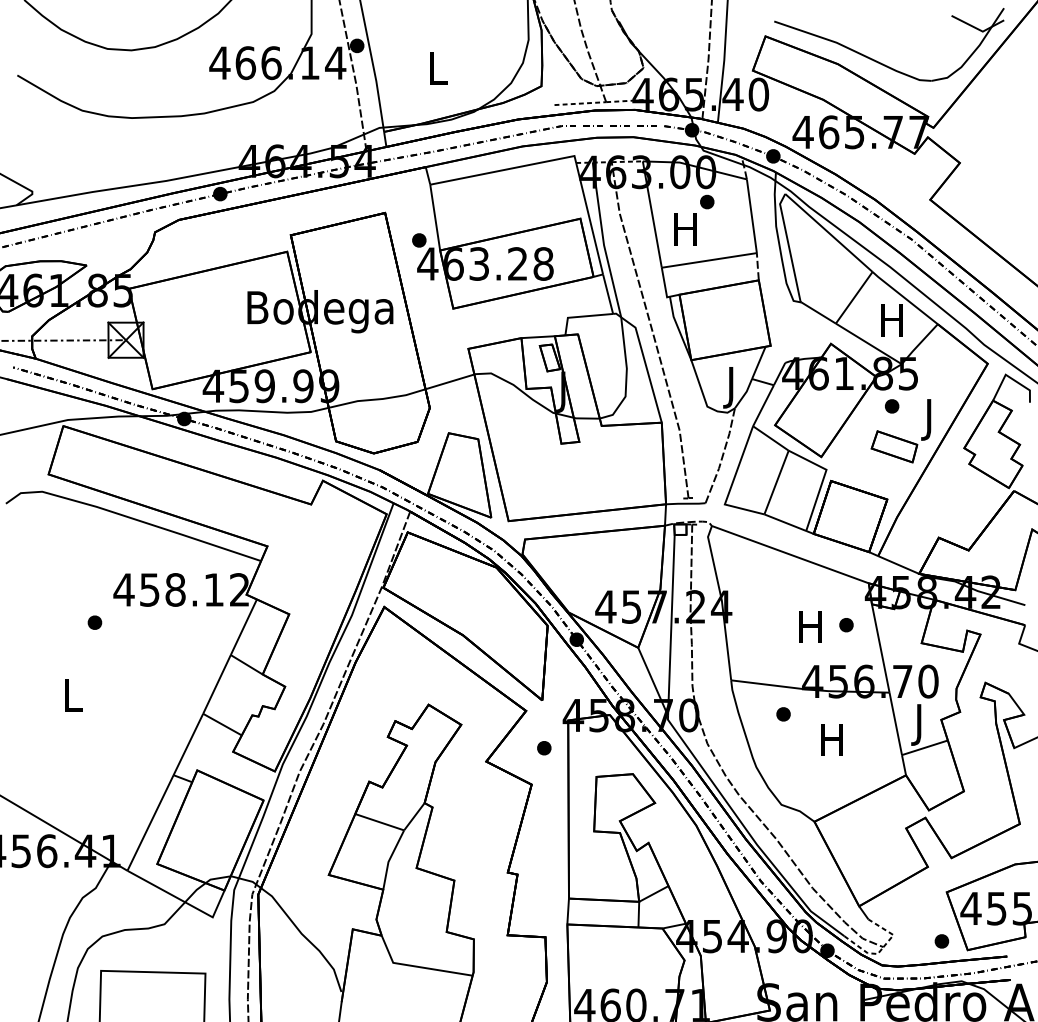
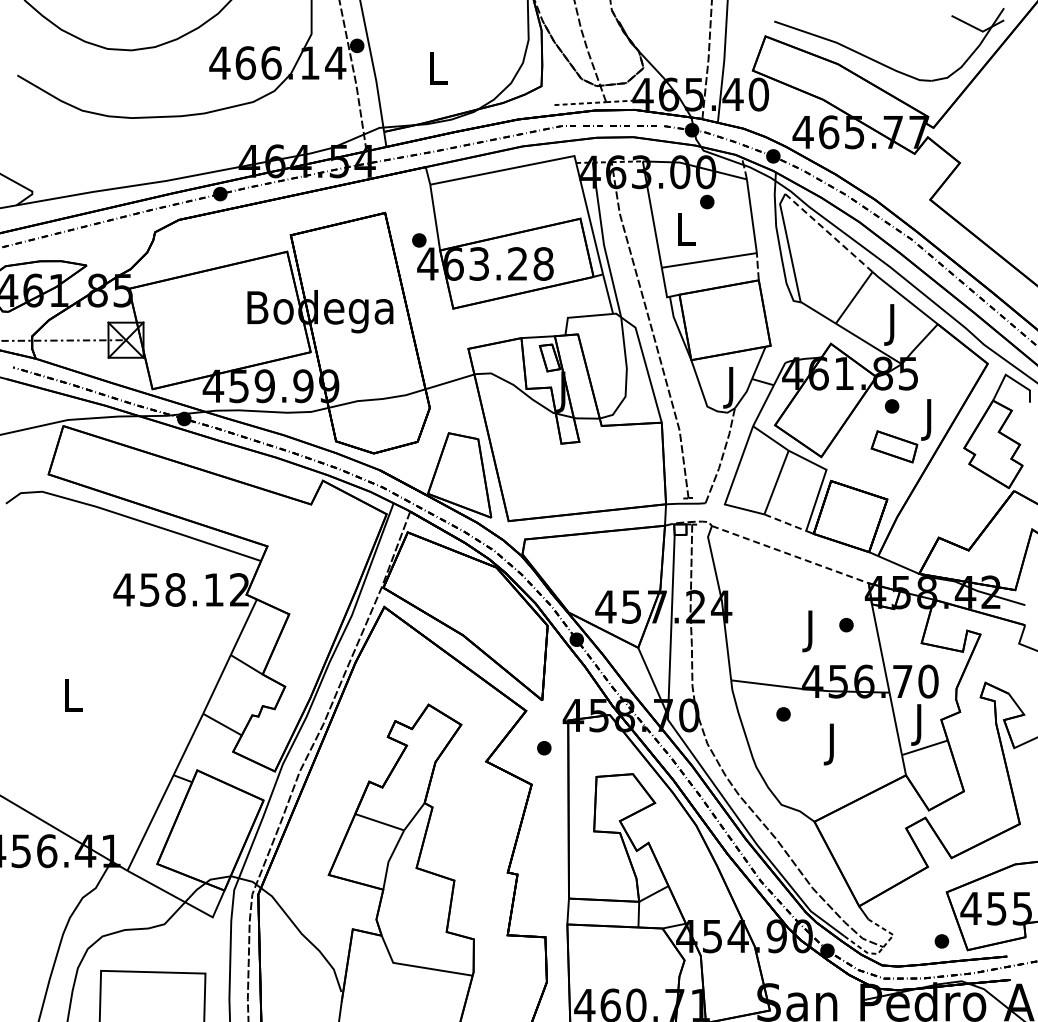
text: H -> L (685, 229)
line: solid -> dashed (828, 232)
text: H -> J (891, 324)
line: solid -> dashed (785, 522)
line: solid -> dashed (790, 554)
part: present -> none (94, 622)
text: H -> J (810, 631)
text: H -> J (831, 744)
